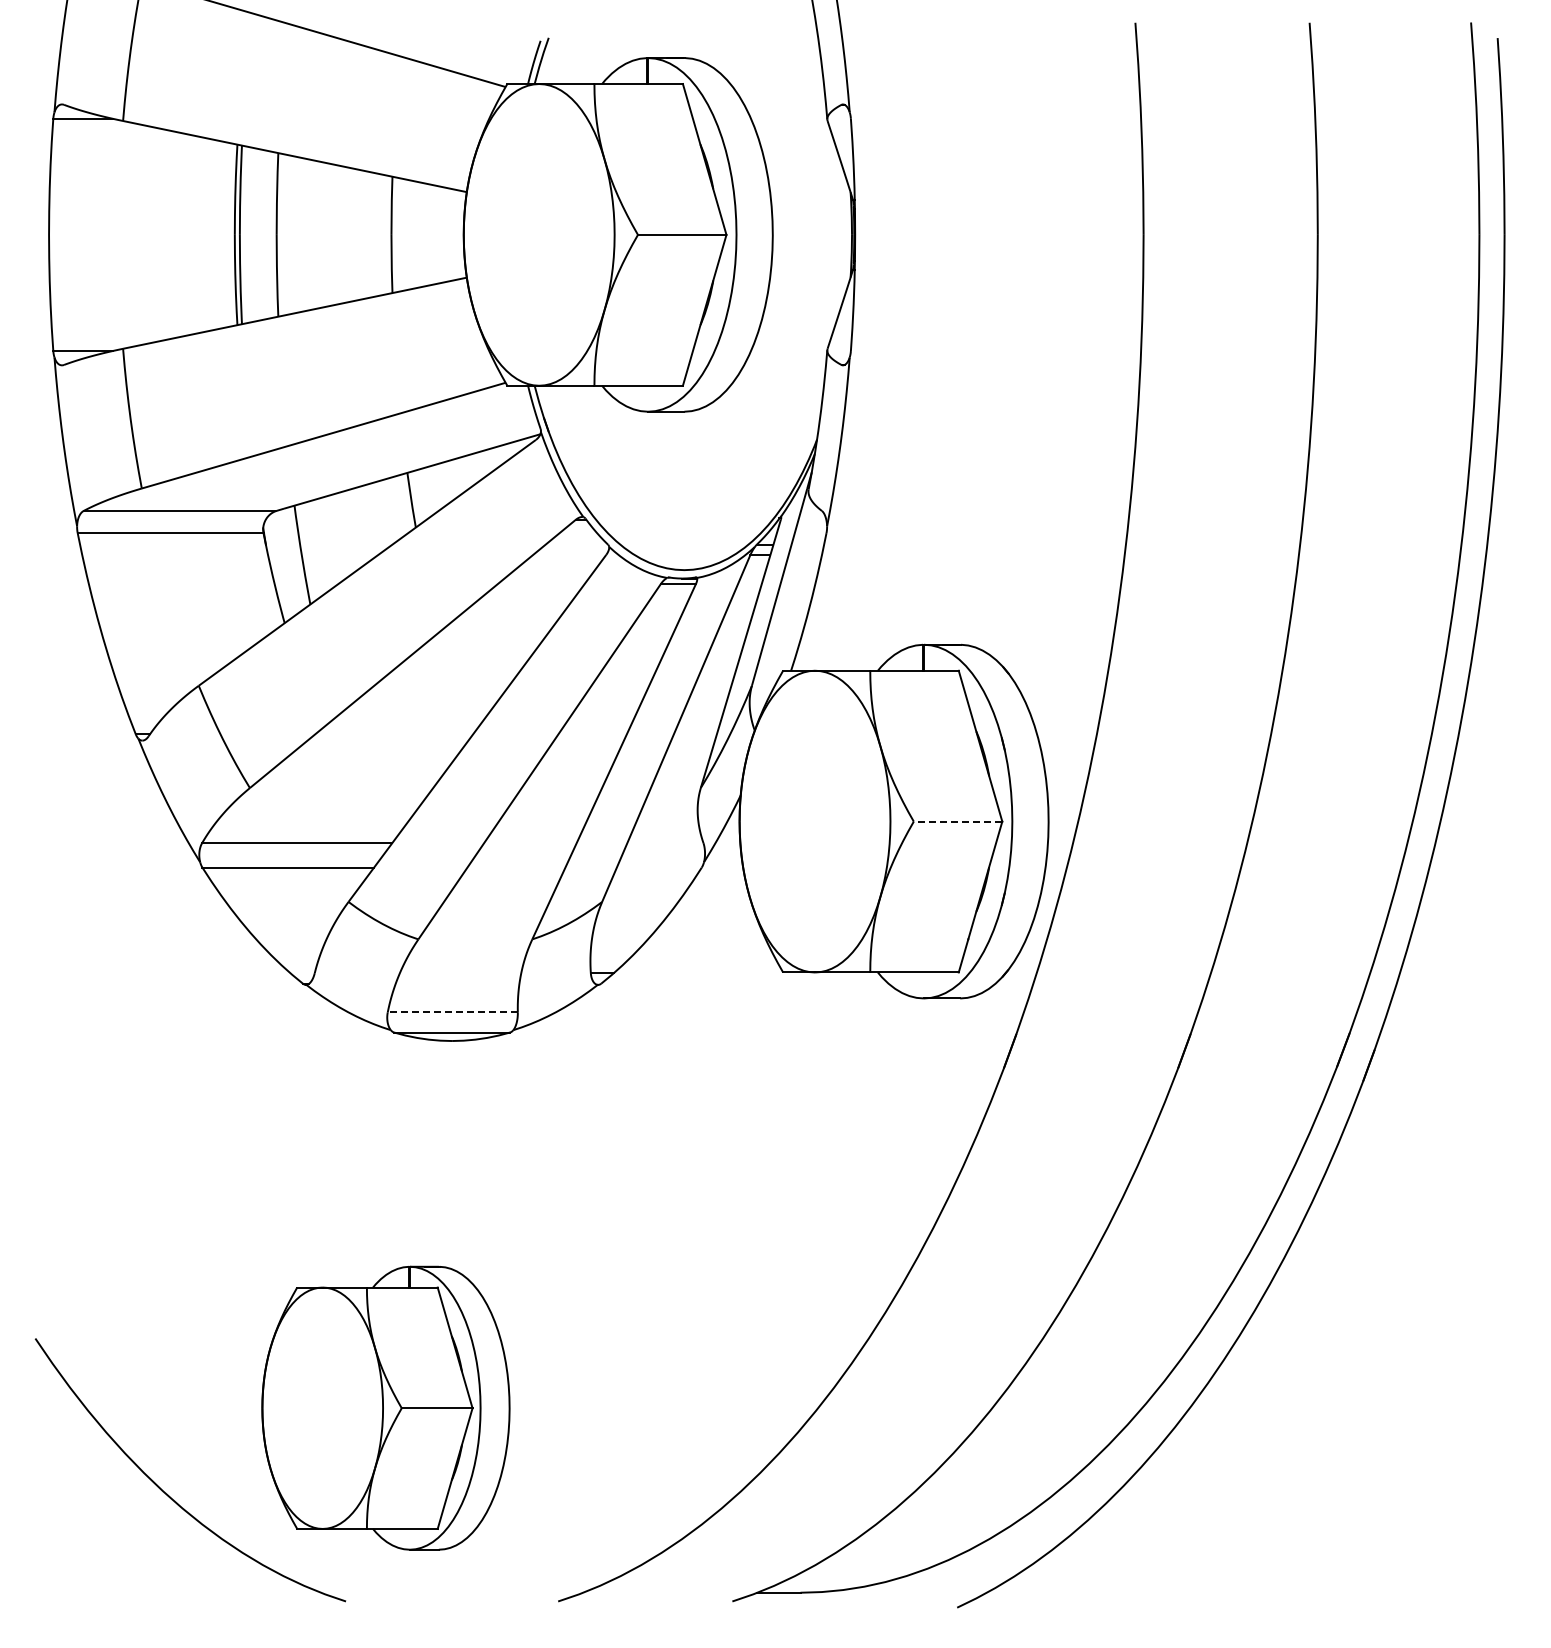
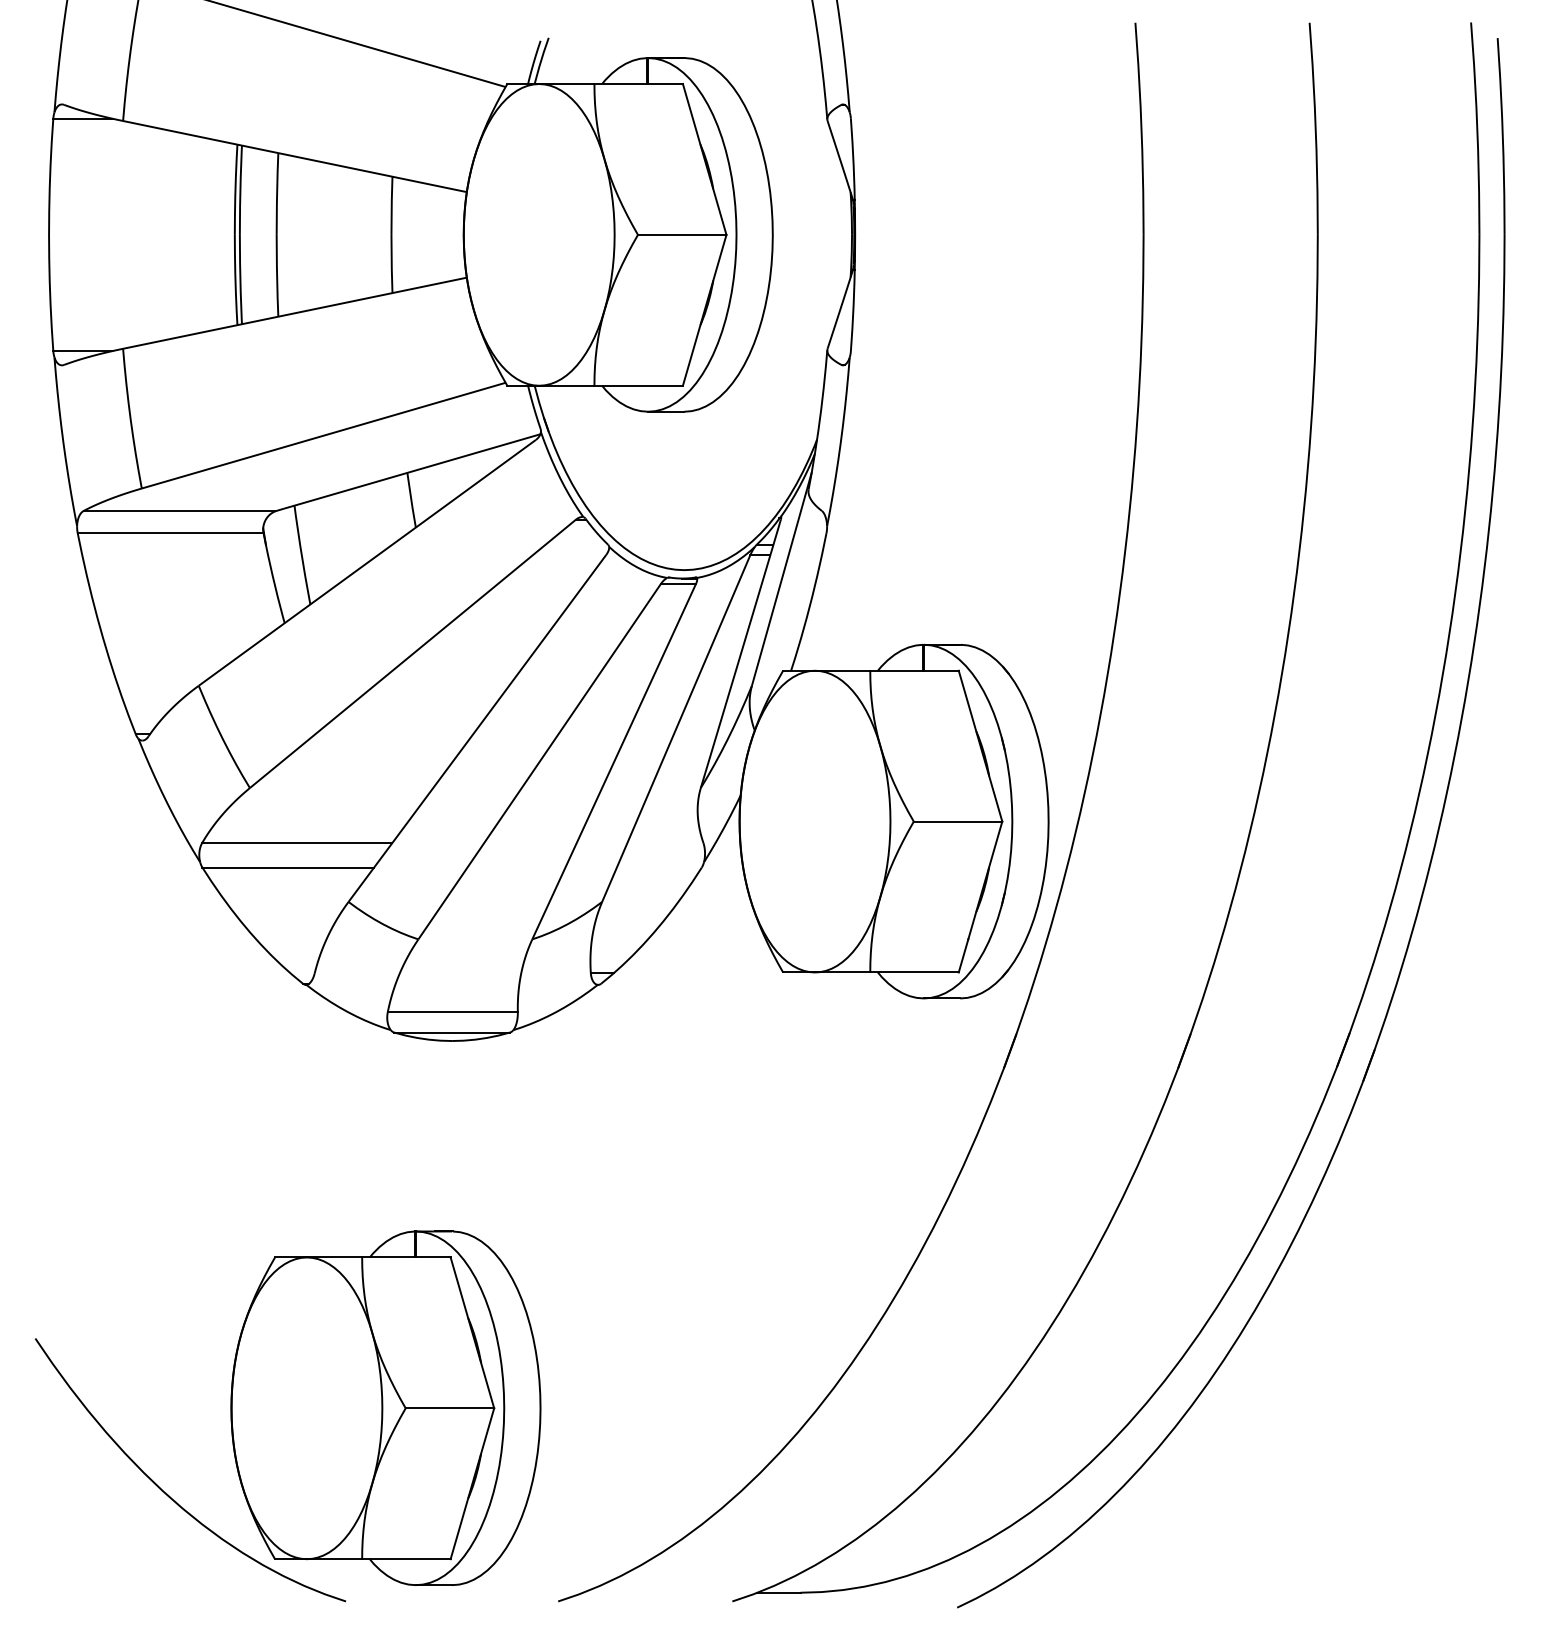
line: dashed -> solid (957, 821)
line: dashed -> solid (452, 1012)
part size: 250x286 px -> 312x356 px (385, 1407)
